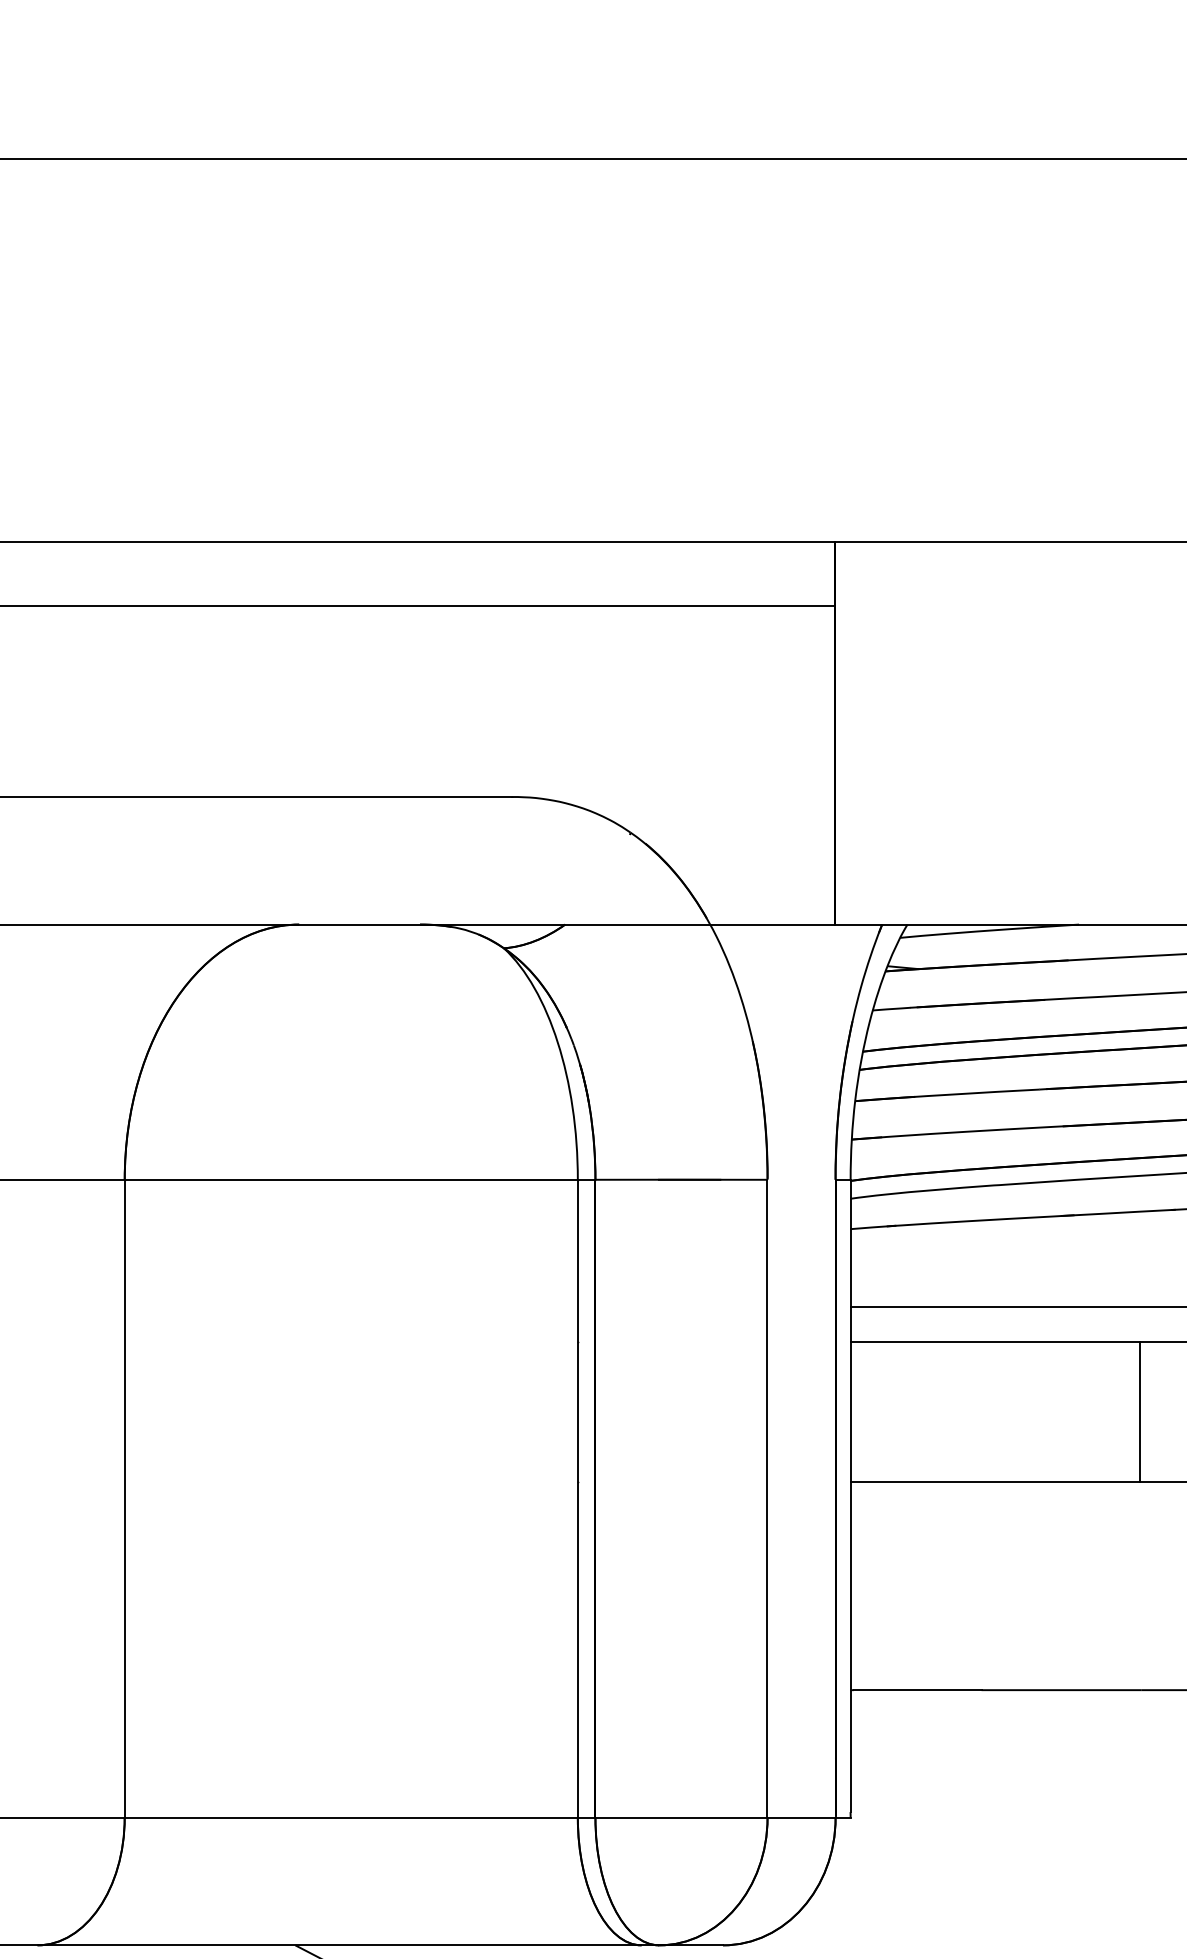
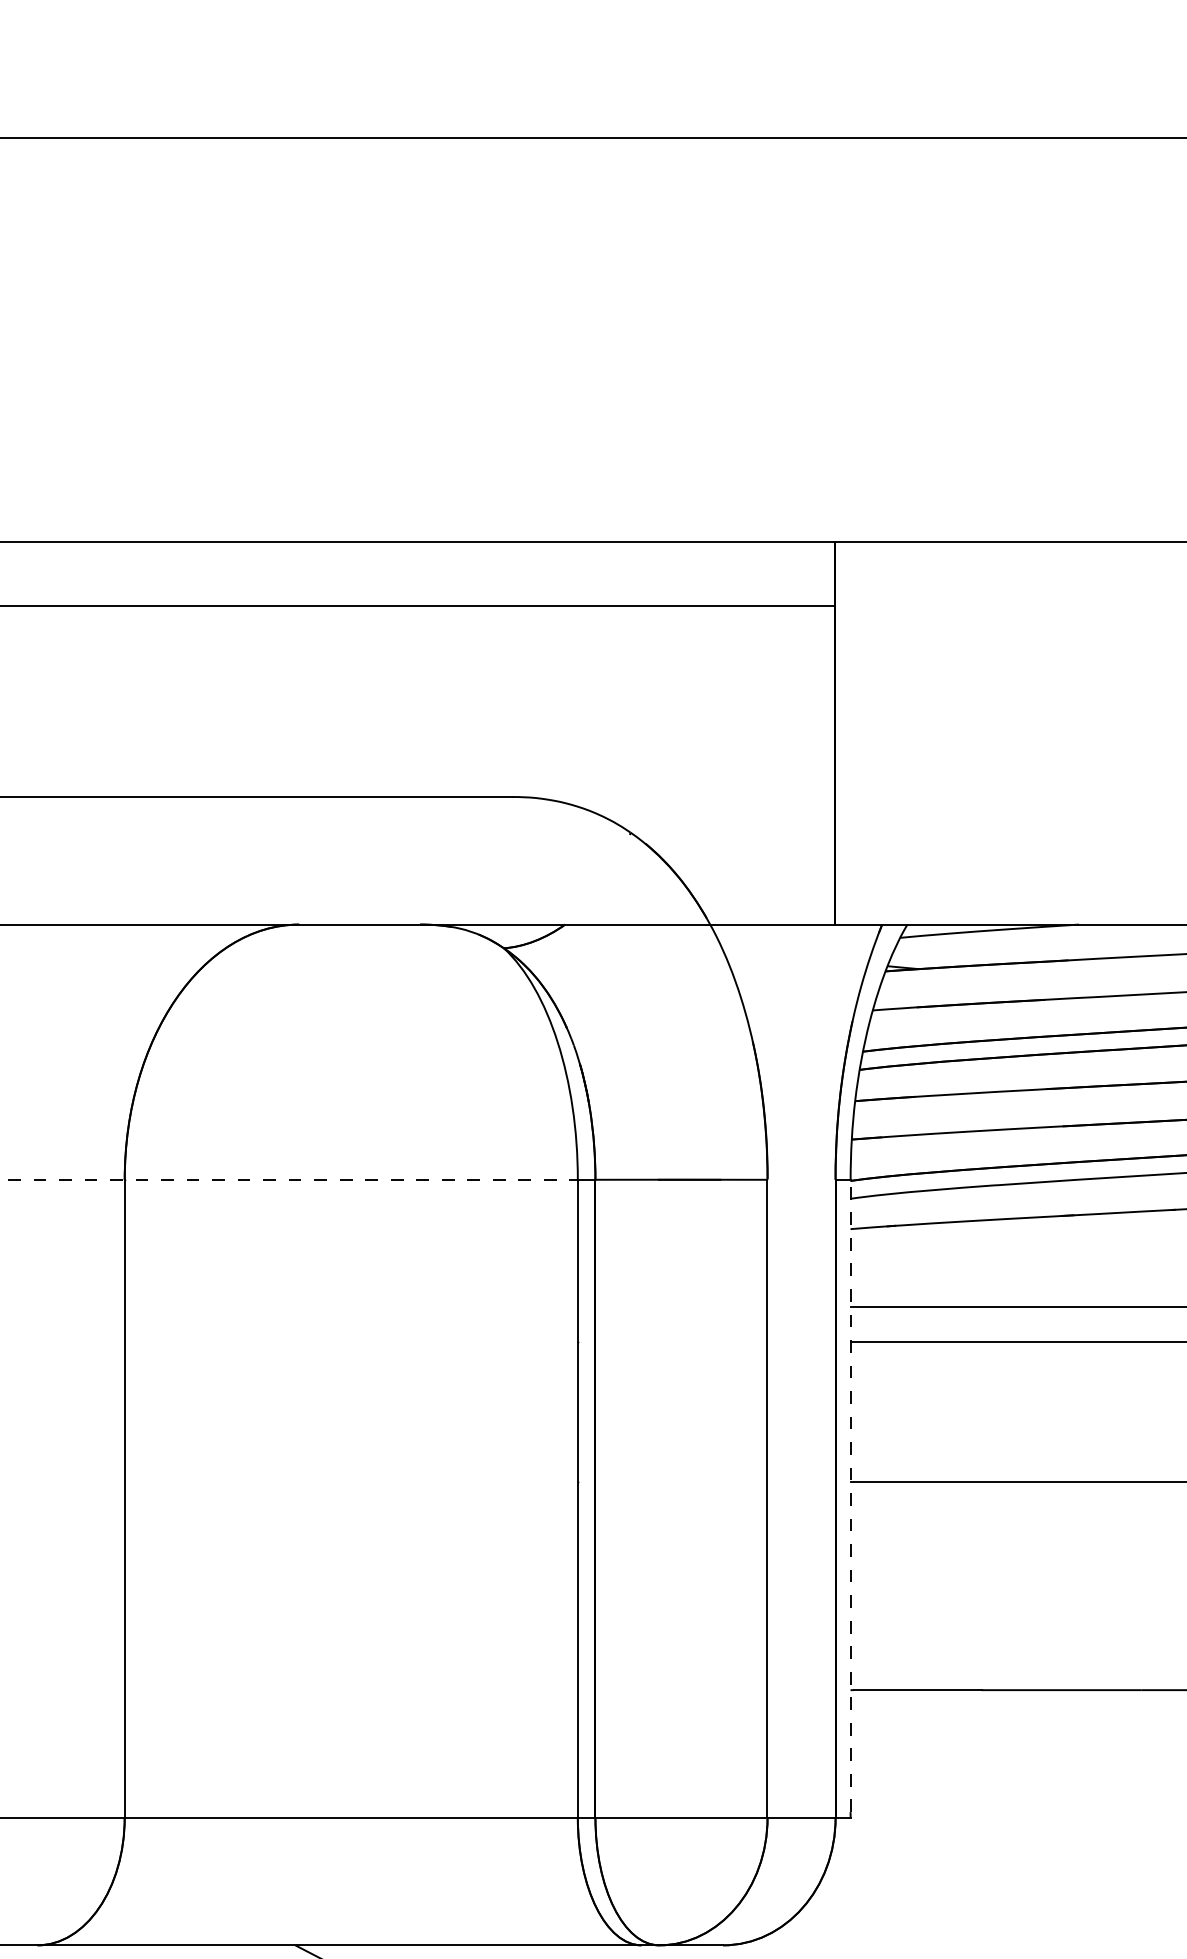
line position: (592, 159) -> (592, 138) (592, 138)
line: solid -> dashed (289, 1179)
line: present -> none (1139, 1411)
line: solid -> dashed (850, 1495)
